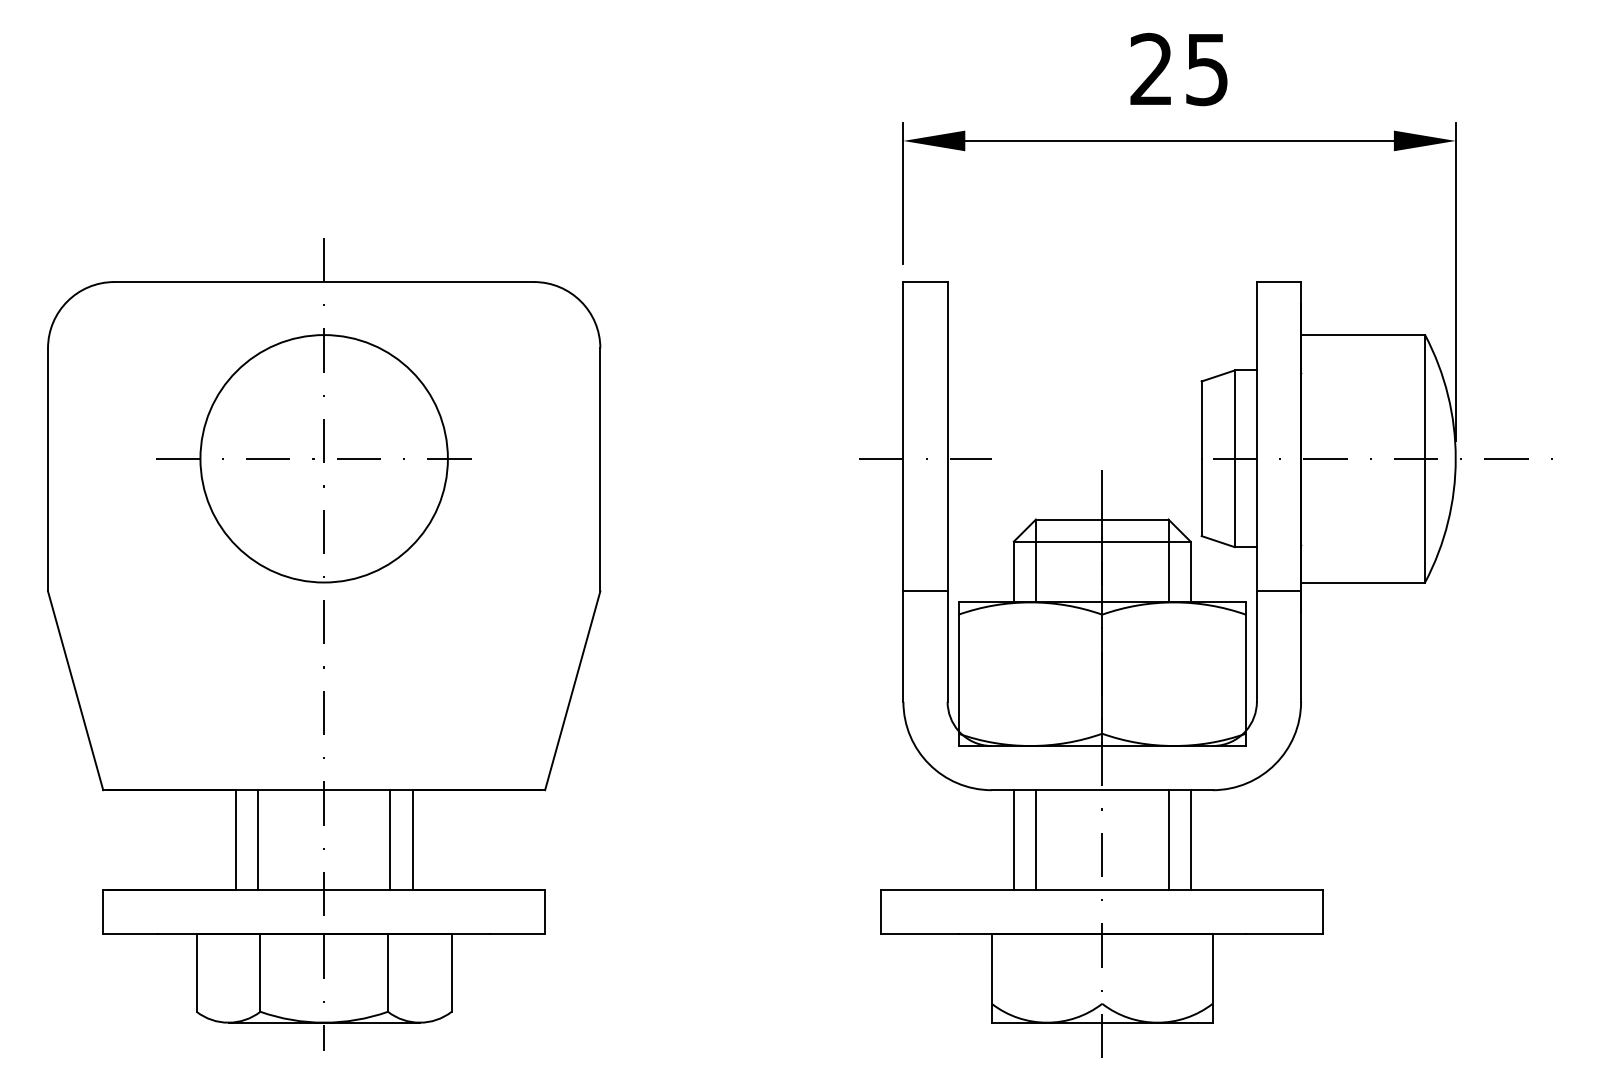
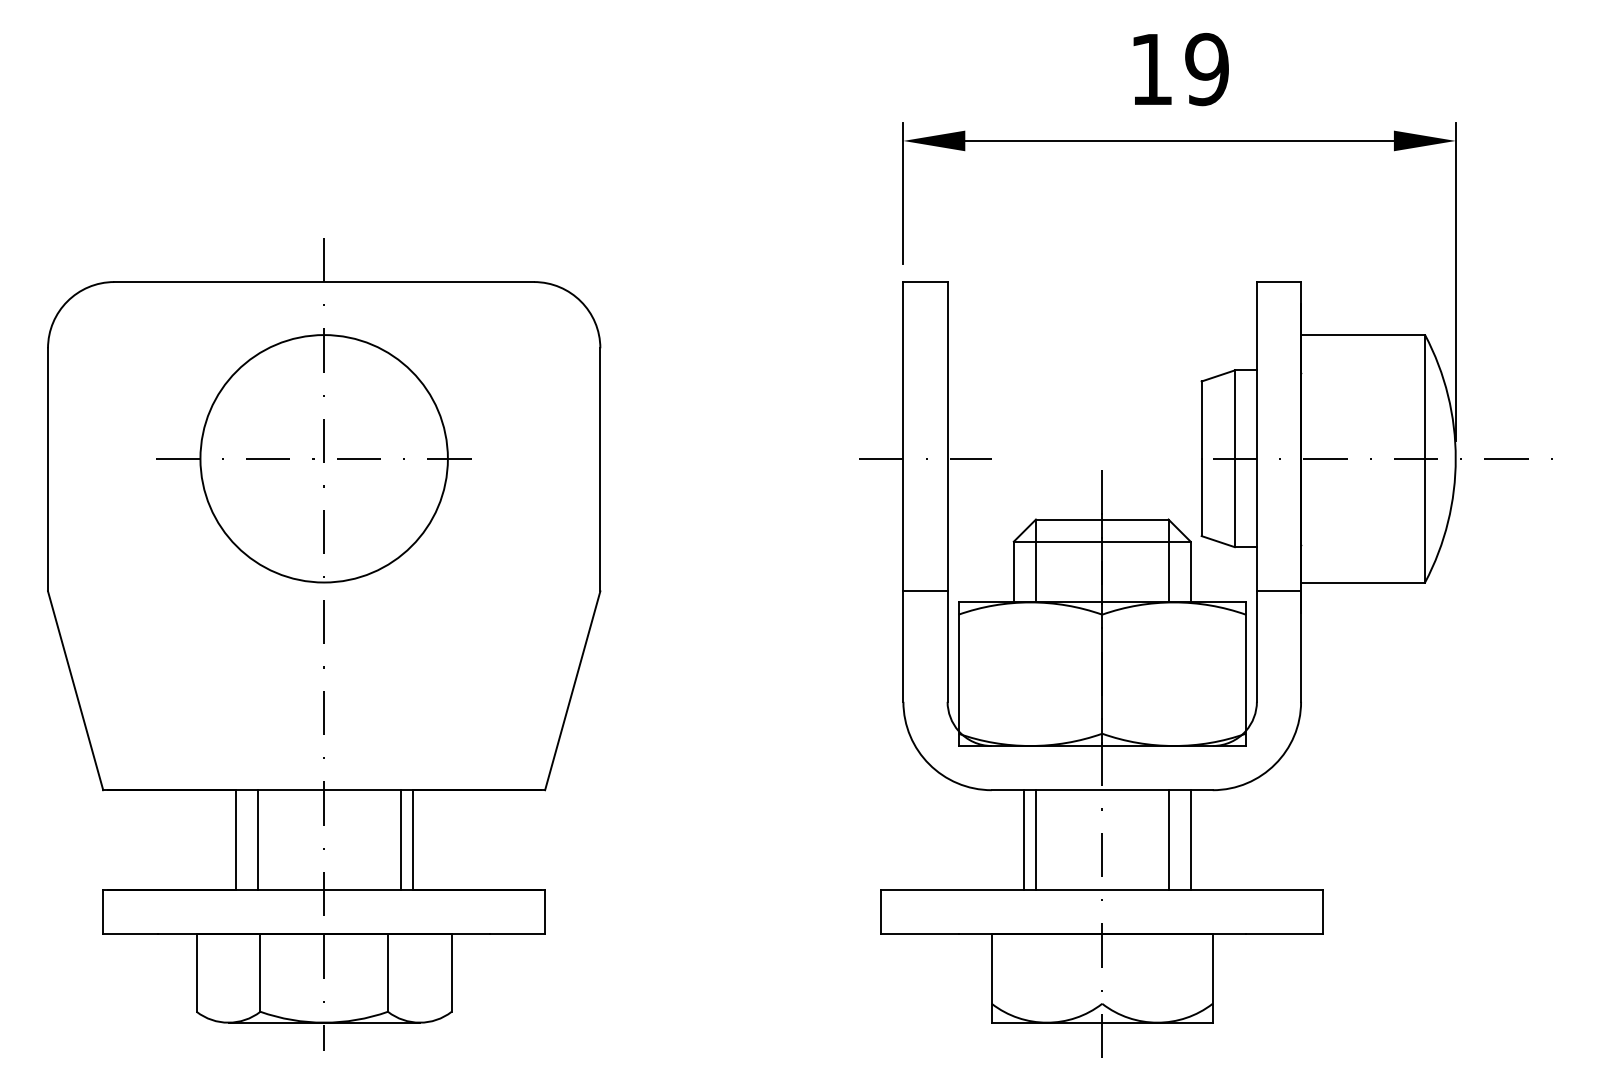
text: 25 -> 19 (1179, 68)
line position: (390, 840) -> (401, 840) (401, 840)
line position: (1013, 840) -> (1023, 840) (1023, 840)
